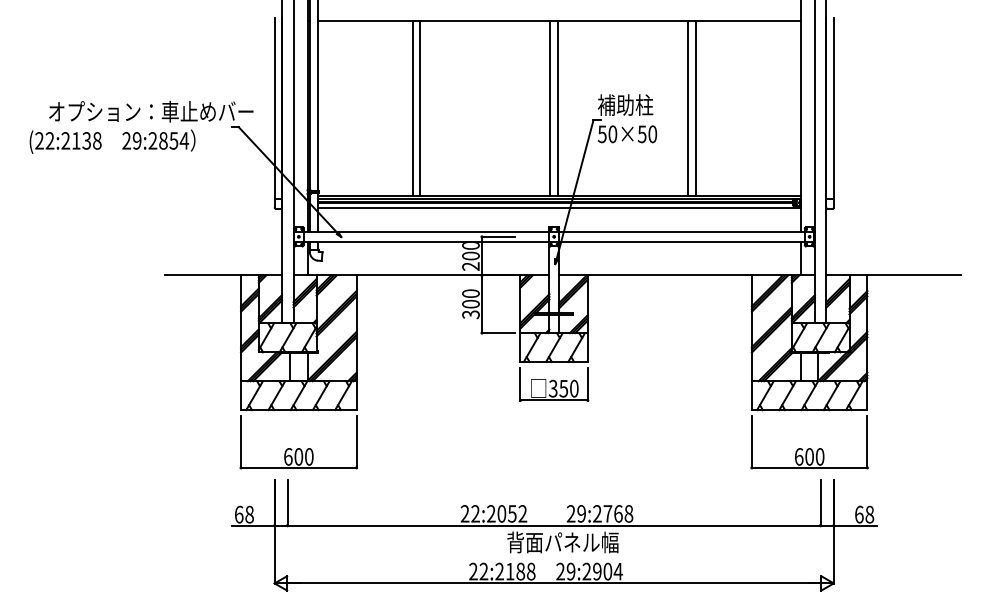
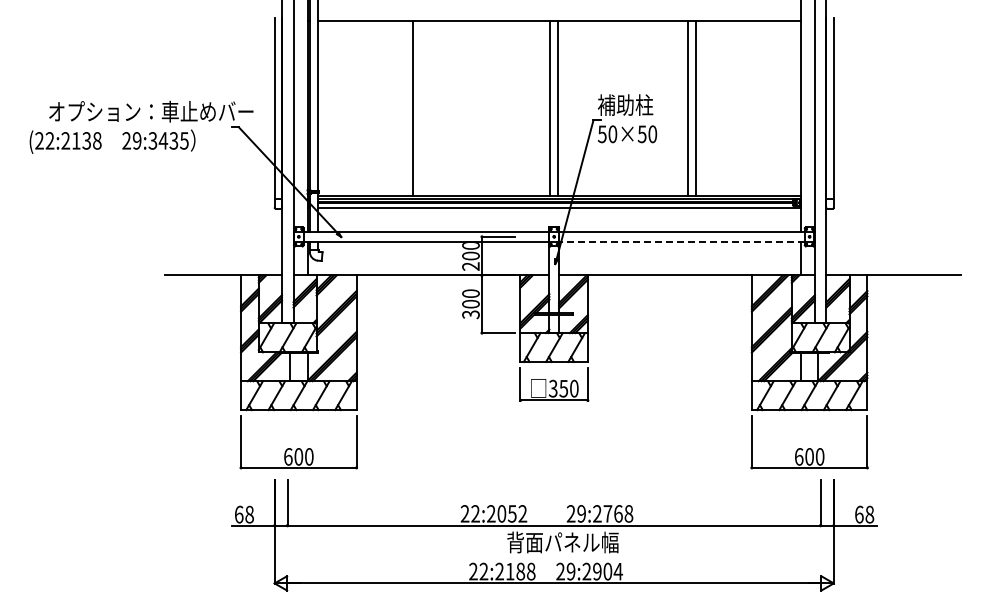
line: present -> none (420, 108)
text: 29:2854 -> 29:3435 (168, 140)
line: solid -> dashed (681, 241)
